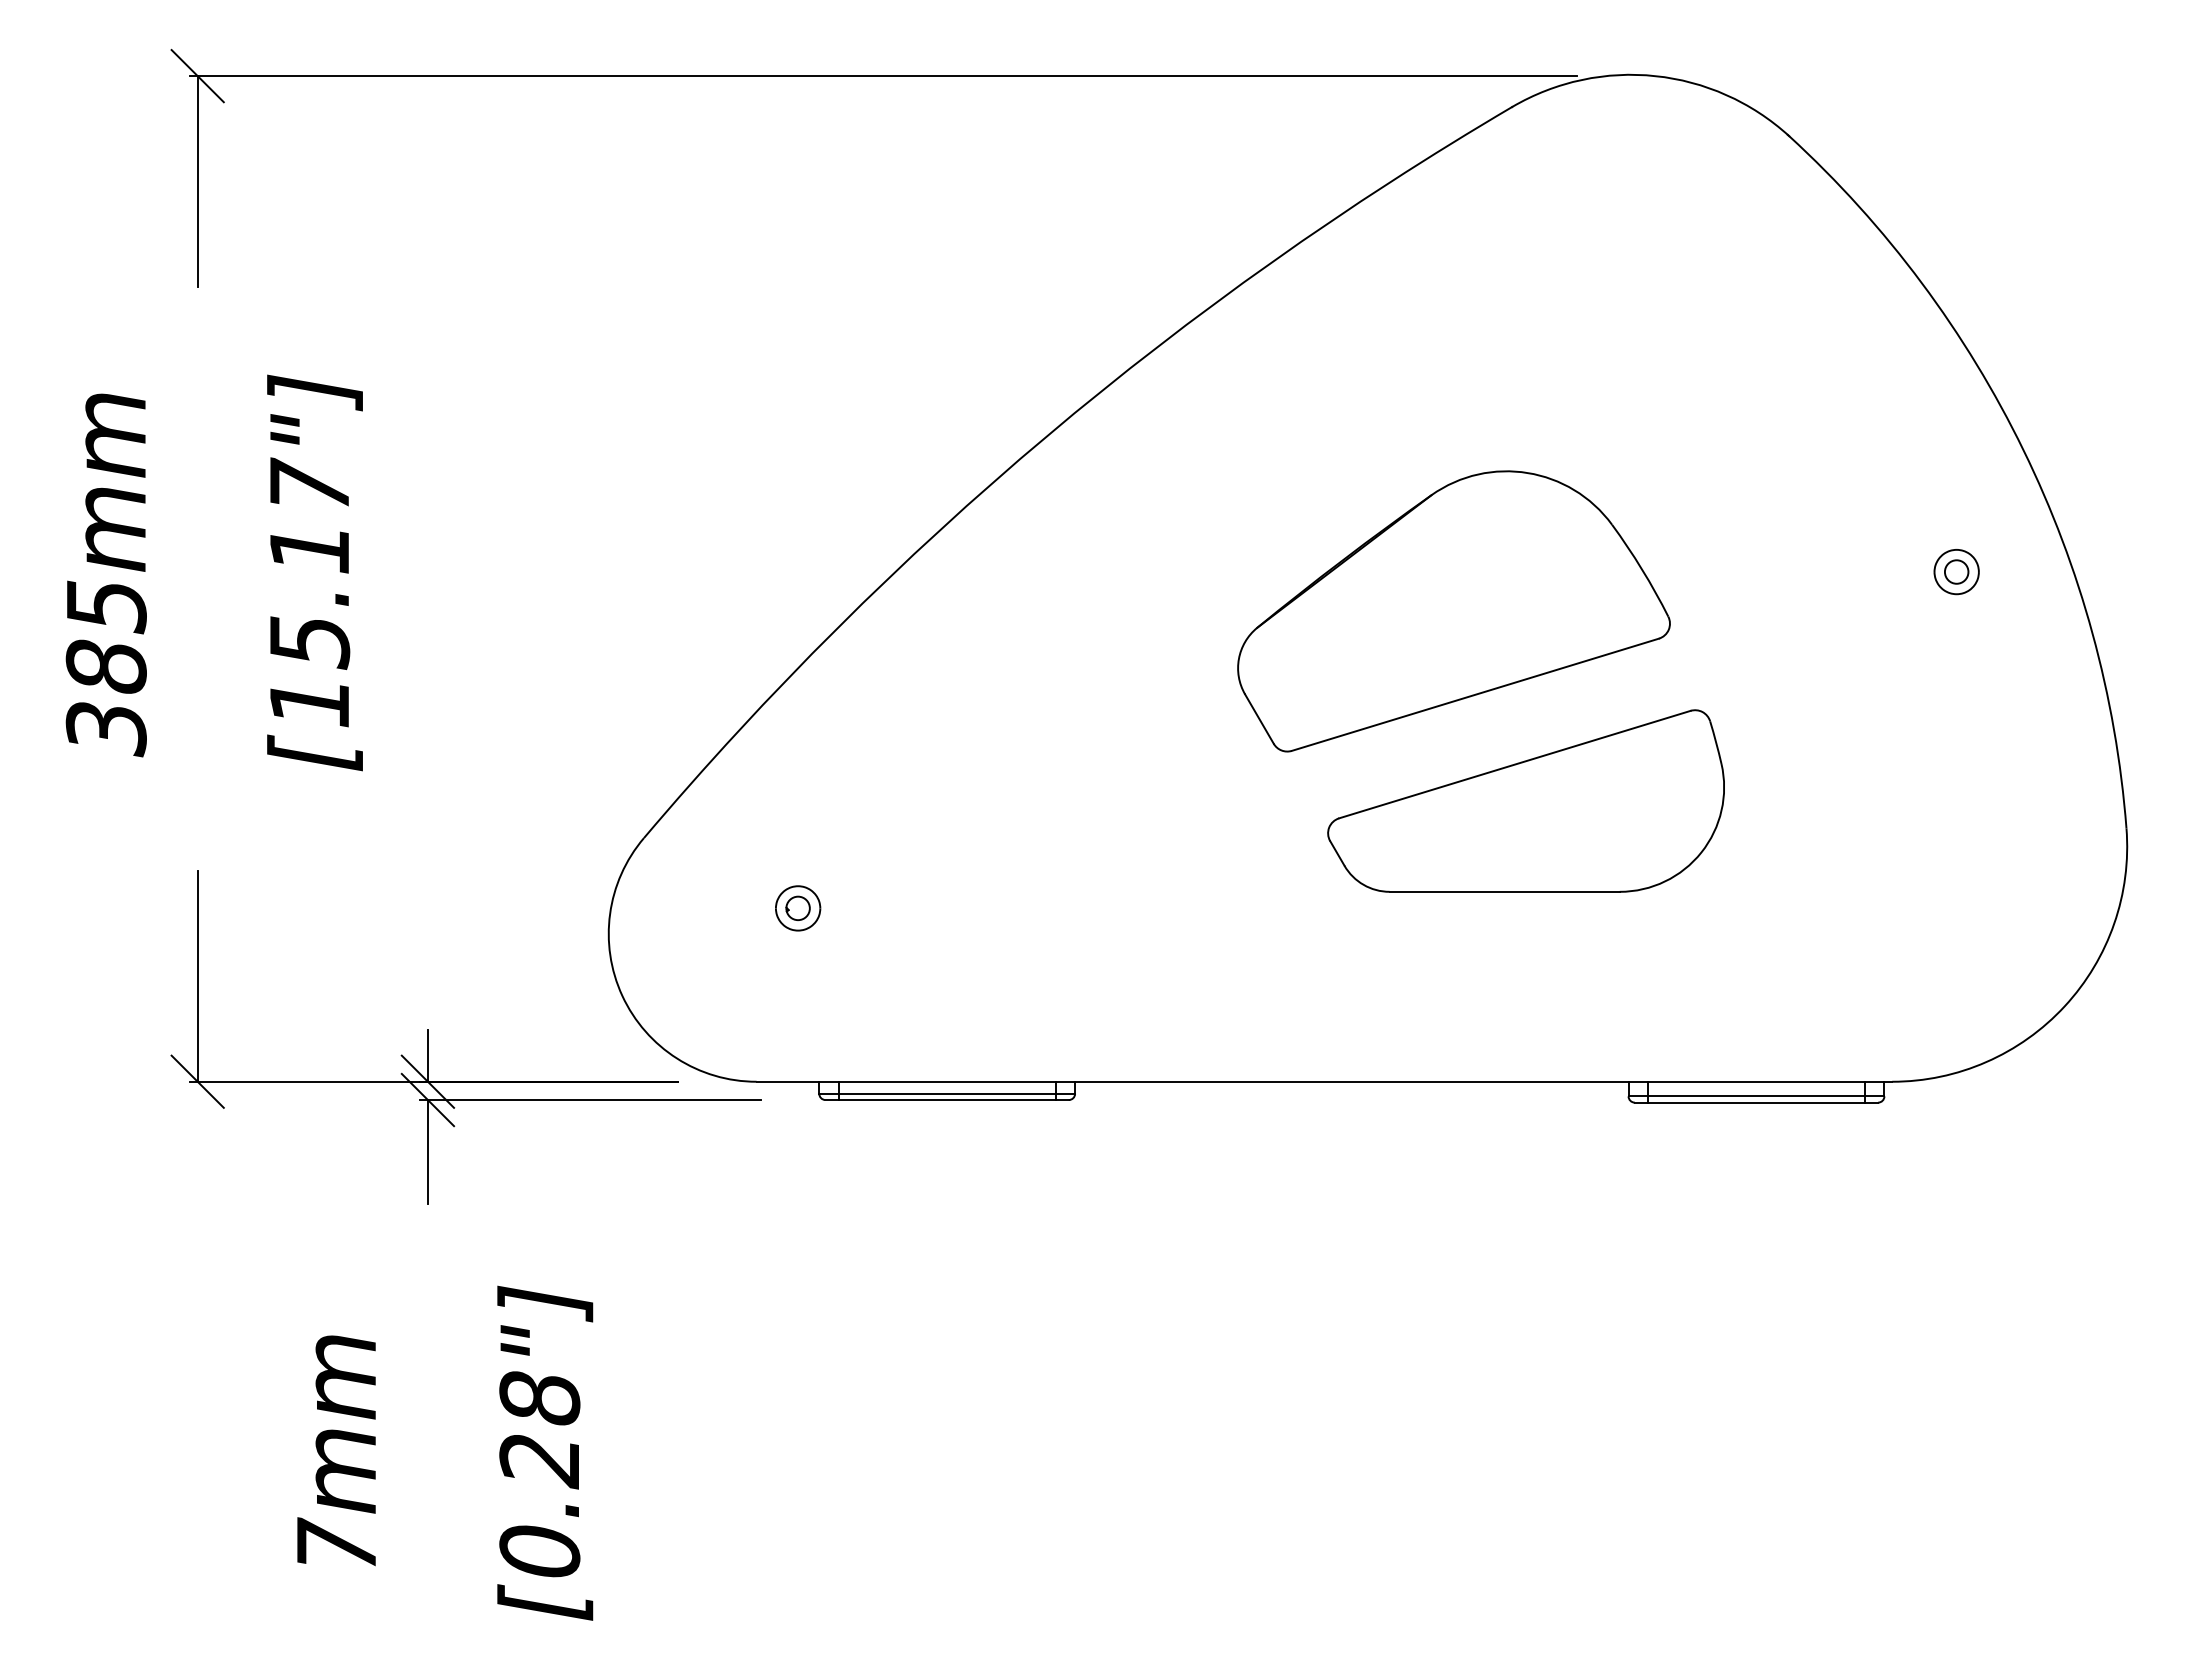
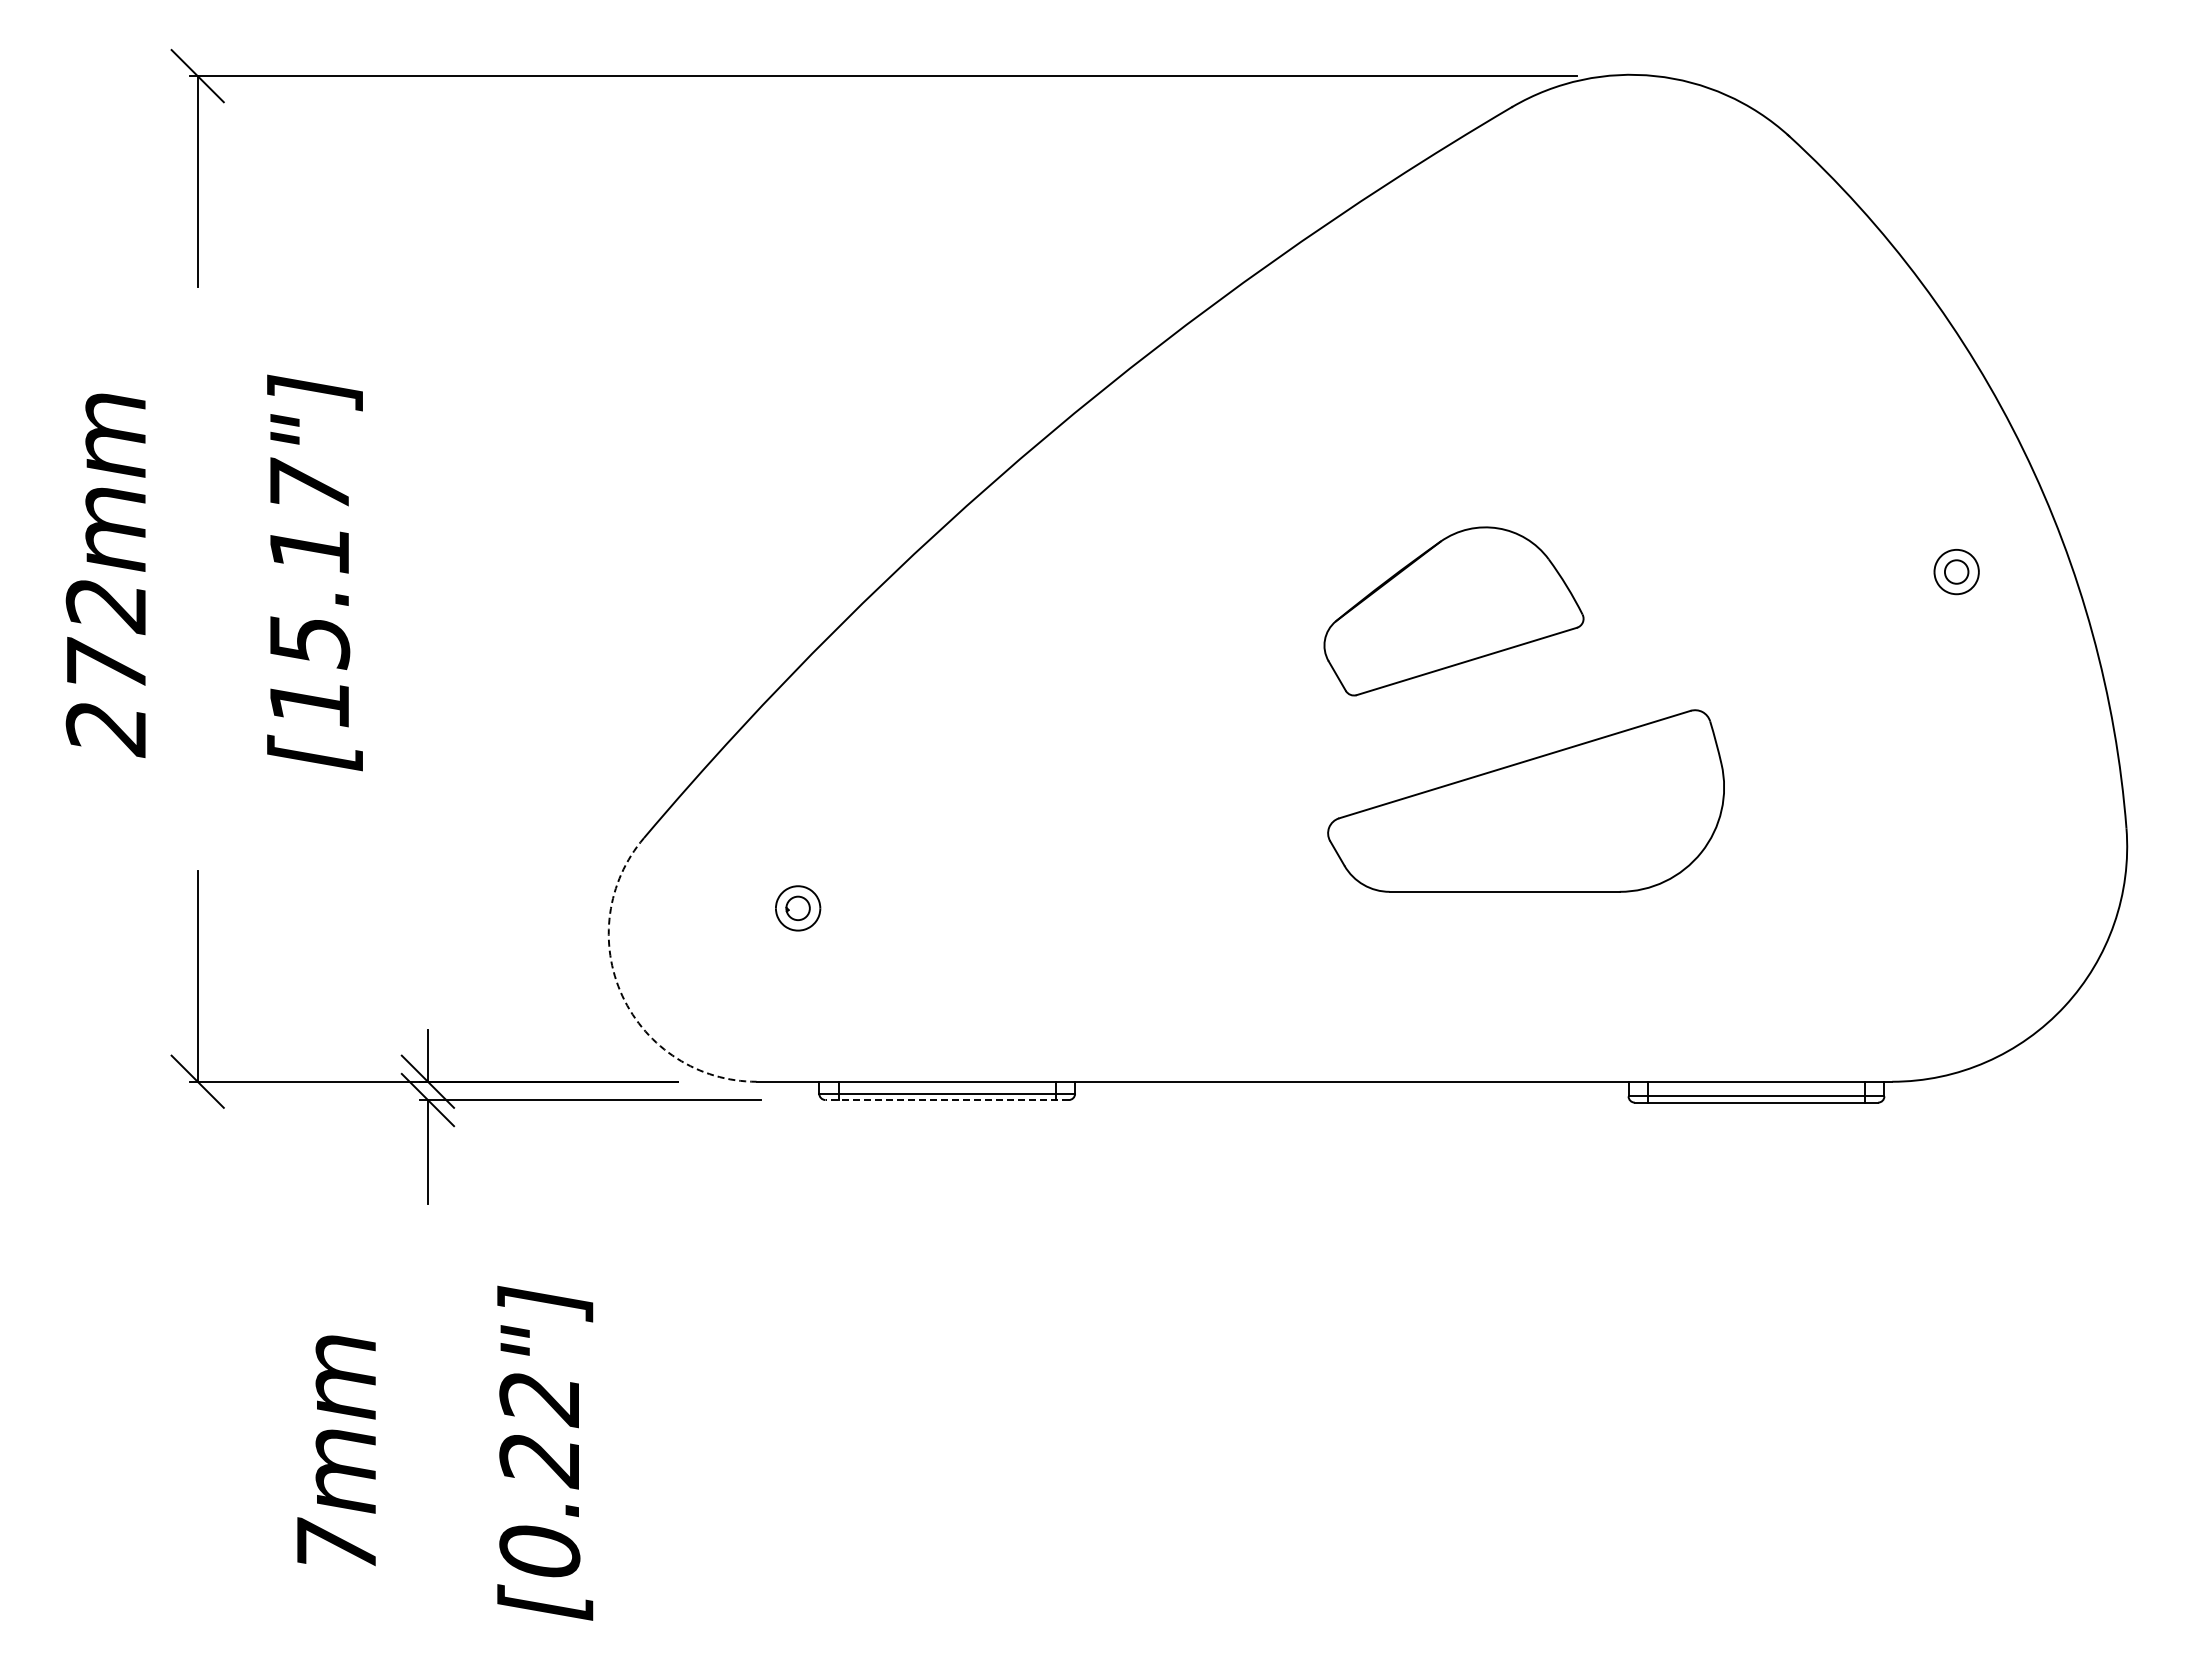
part size: 434x283 px -> 262x171 px (1453, 611)
text: 385mm -> 272mm (105, 669)
arc: solid -> dashed (622, 995)
line: solid -> dashed (947, 1100)
text: [0.28"] -> [0.22"] (539, 1399)
